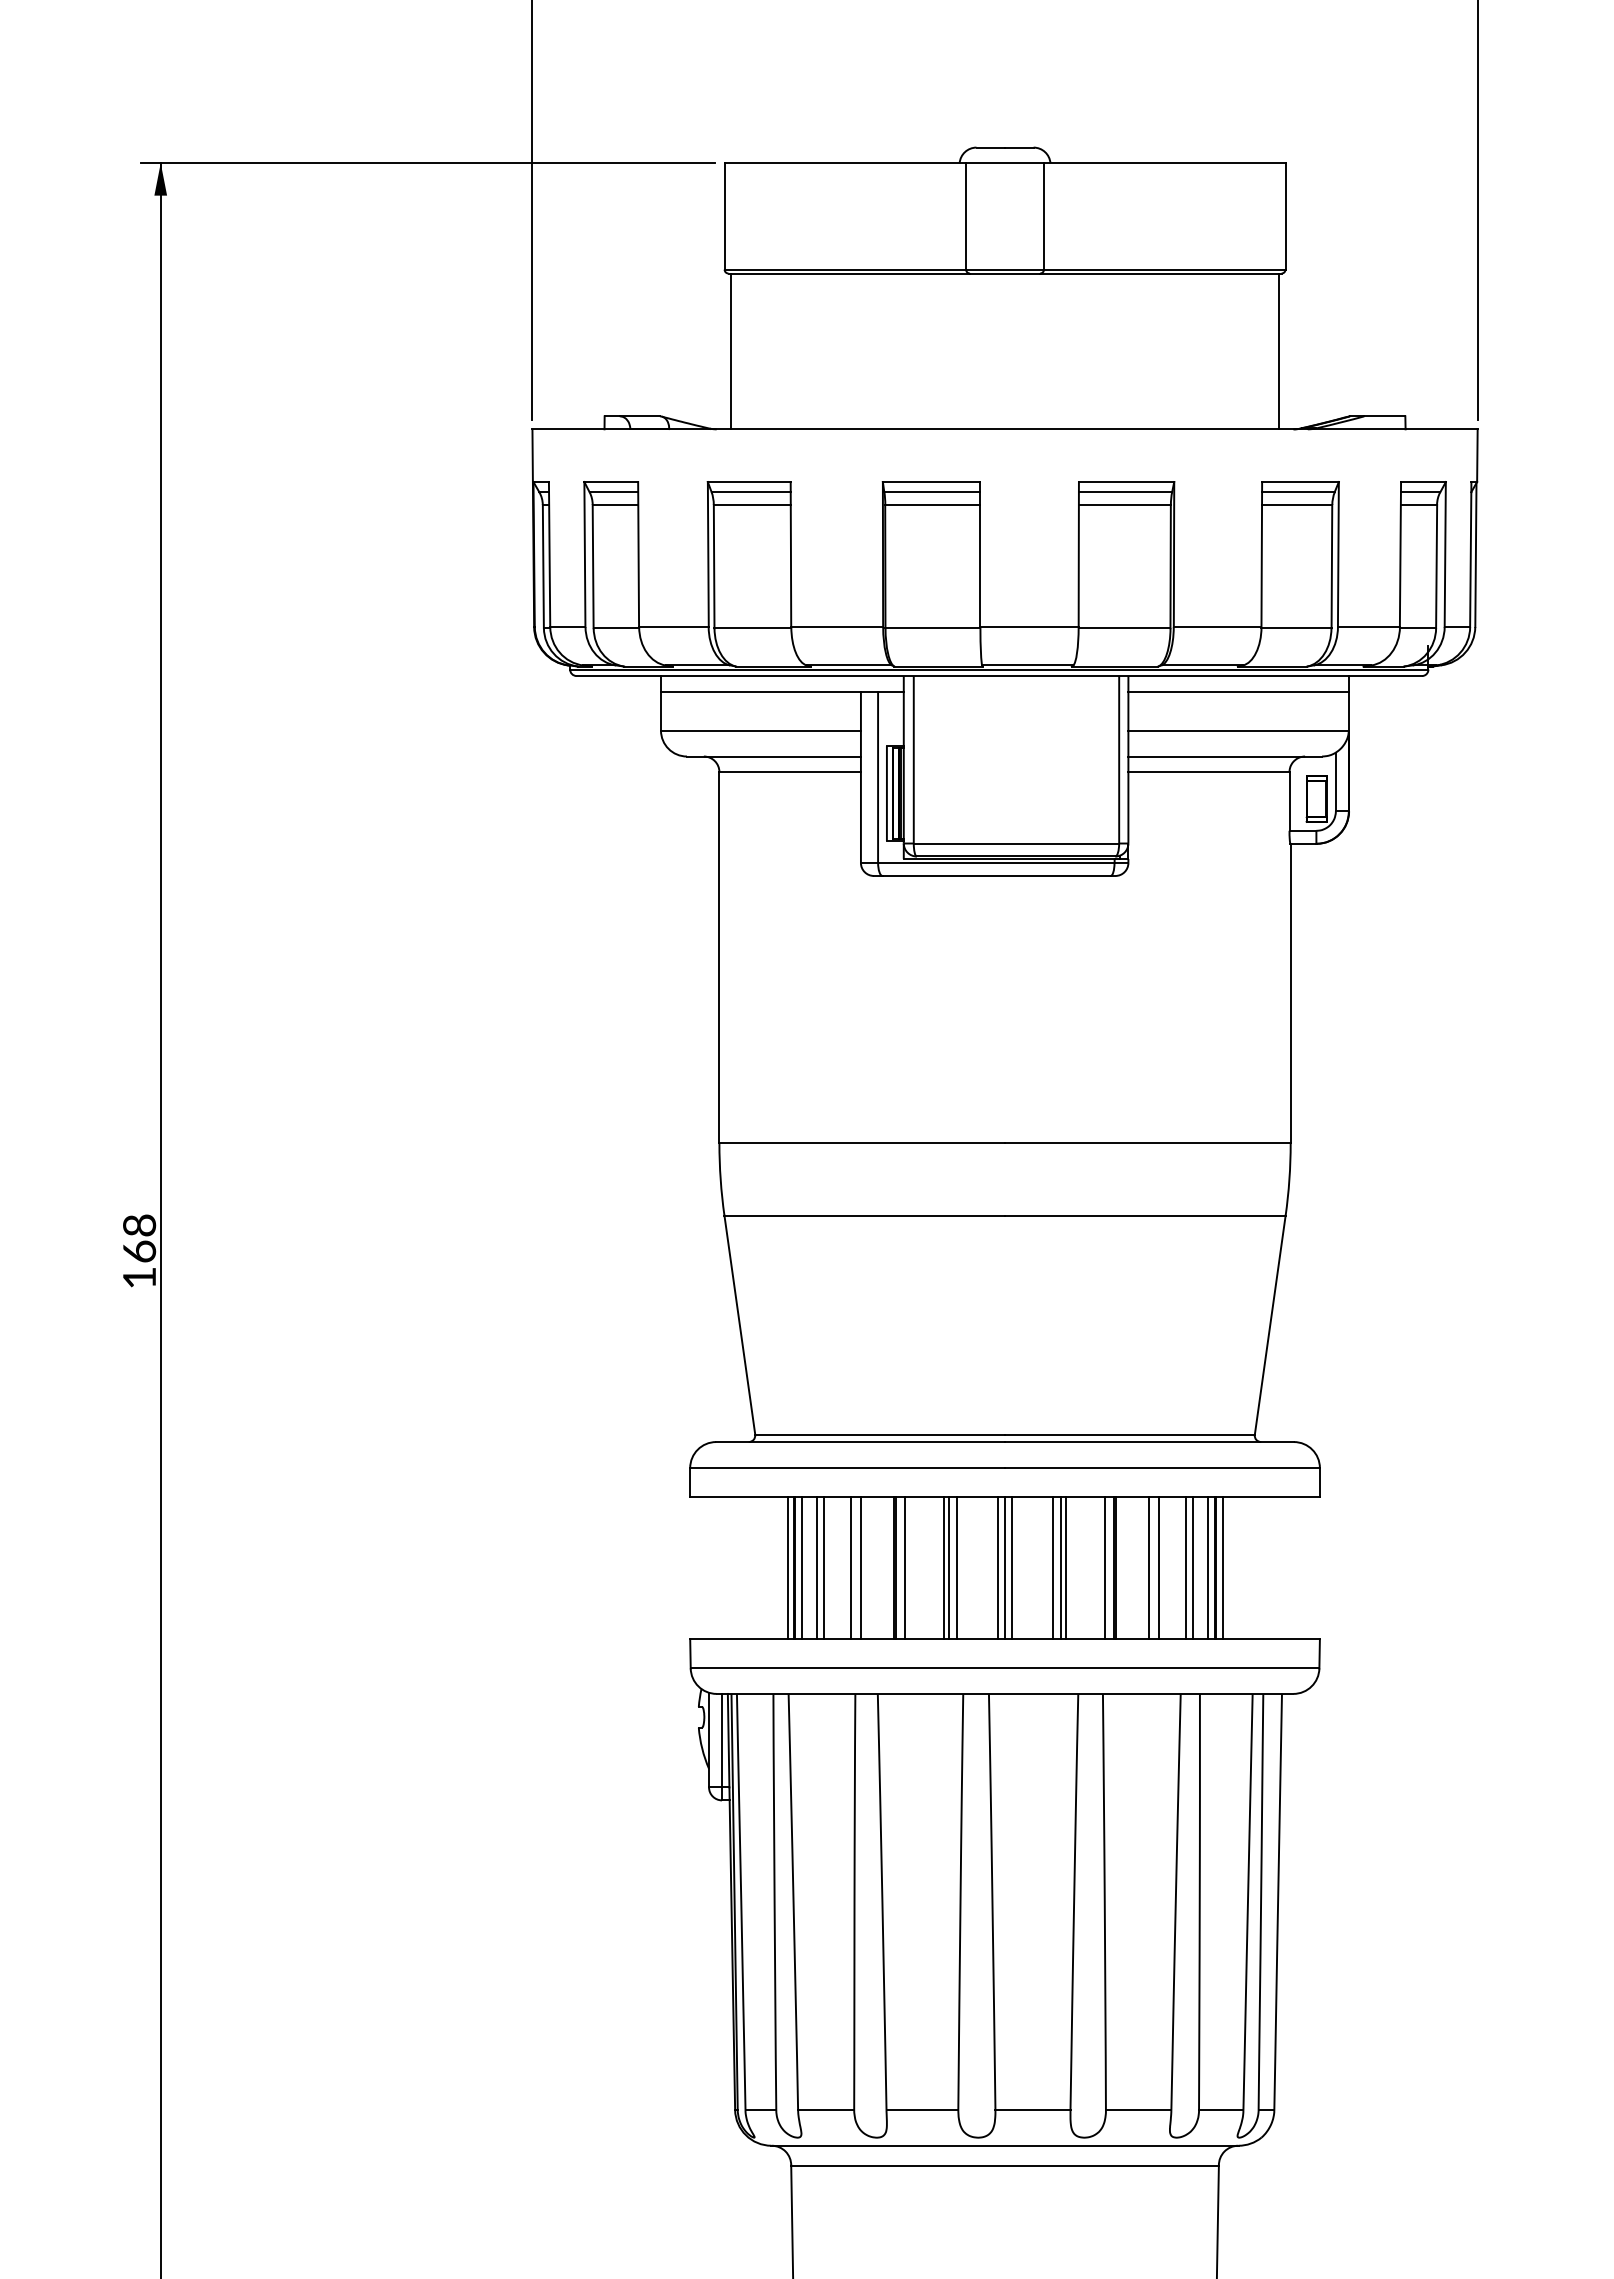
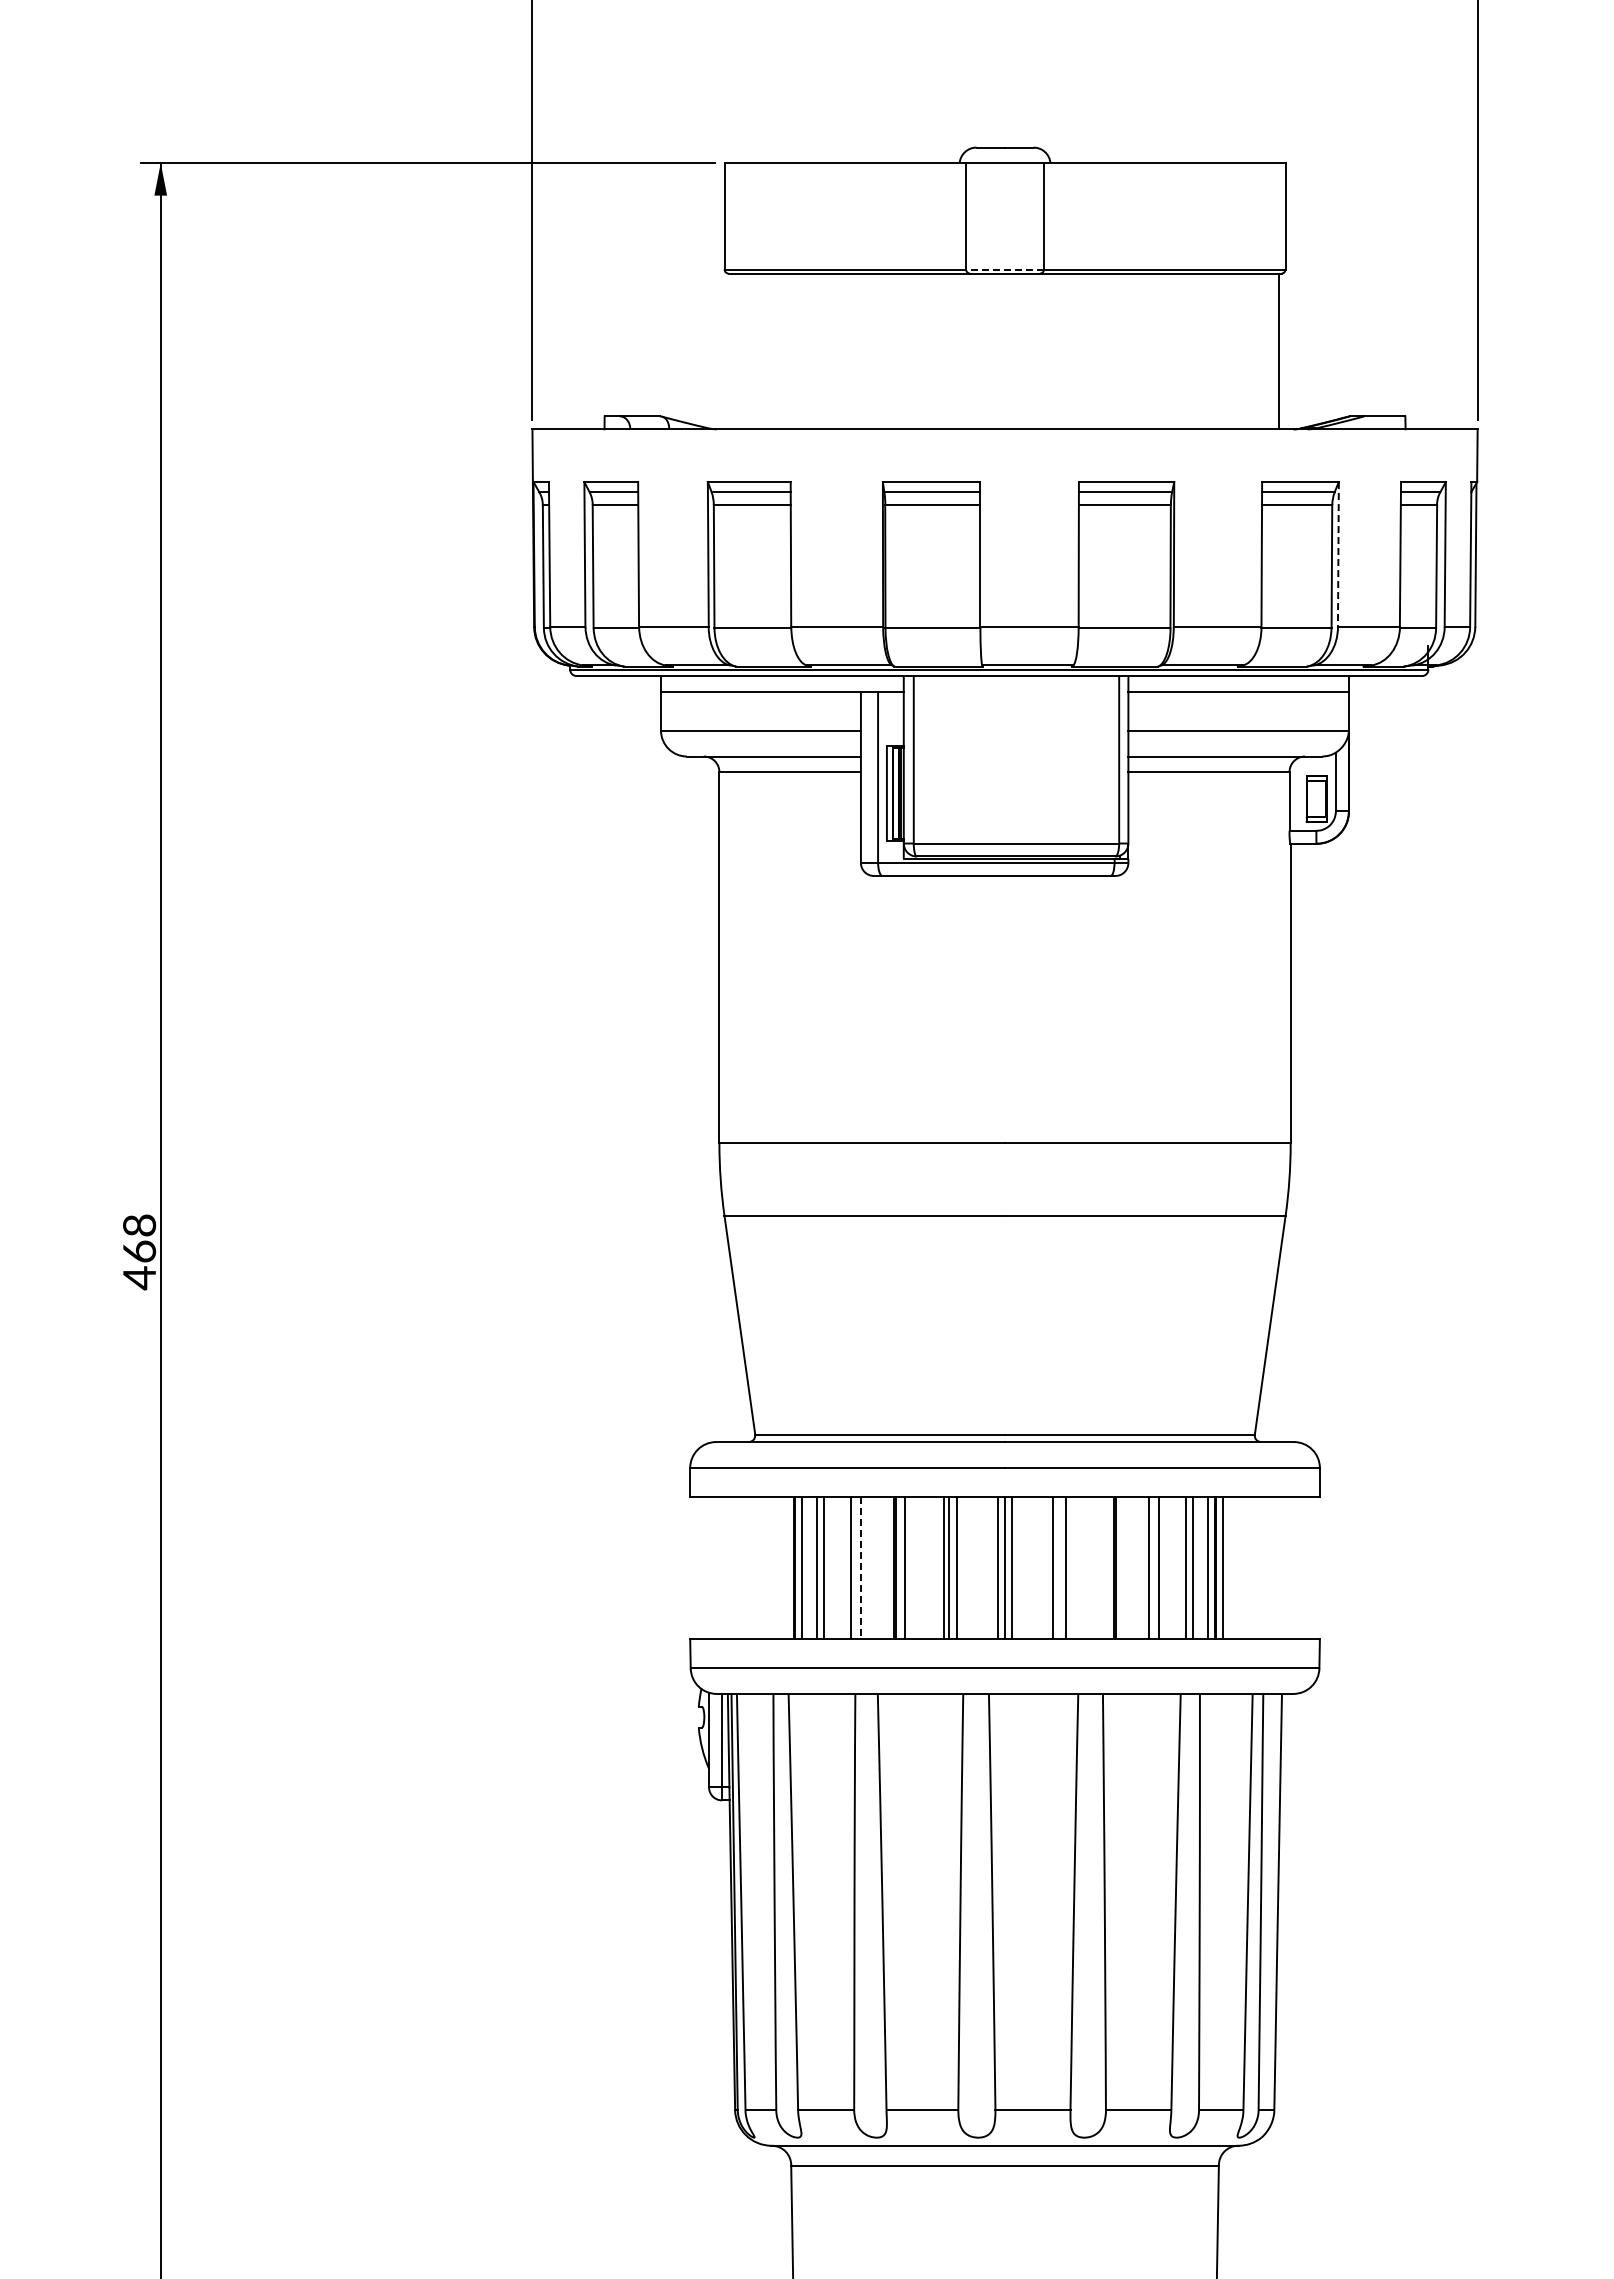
line: solid -> dashed (1005, 269)
line: present -> none (731, 351)
line: solid -> dashed (1338, 554)
text: 168 -> 468 (139, 1278)
line: present -> none (787, 1567)
line: present -> none (1061, 1567)
line: present -> none (1104, 1567)
line: solid -> dashed (860, 1568)
